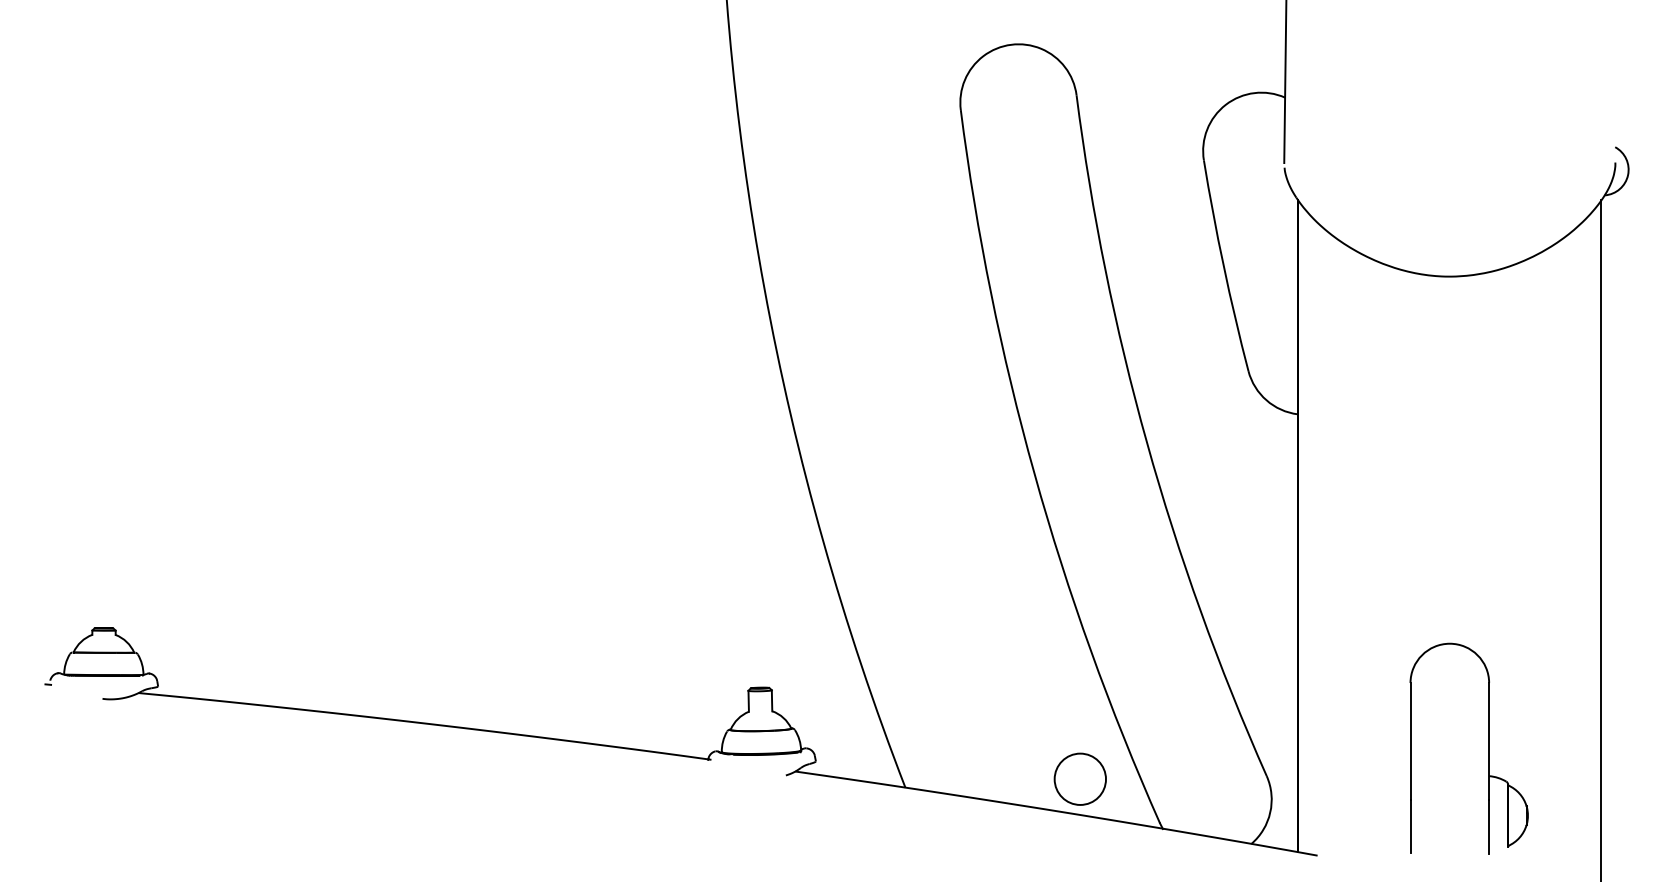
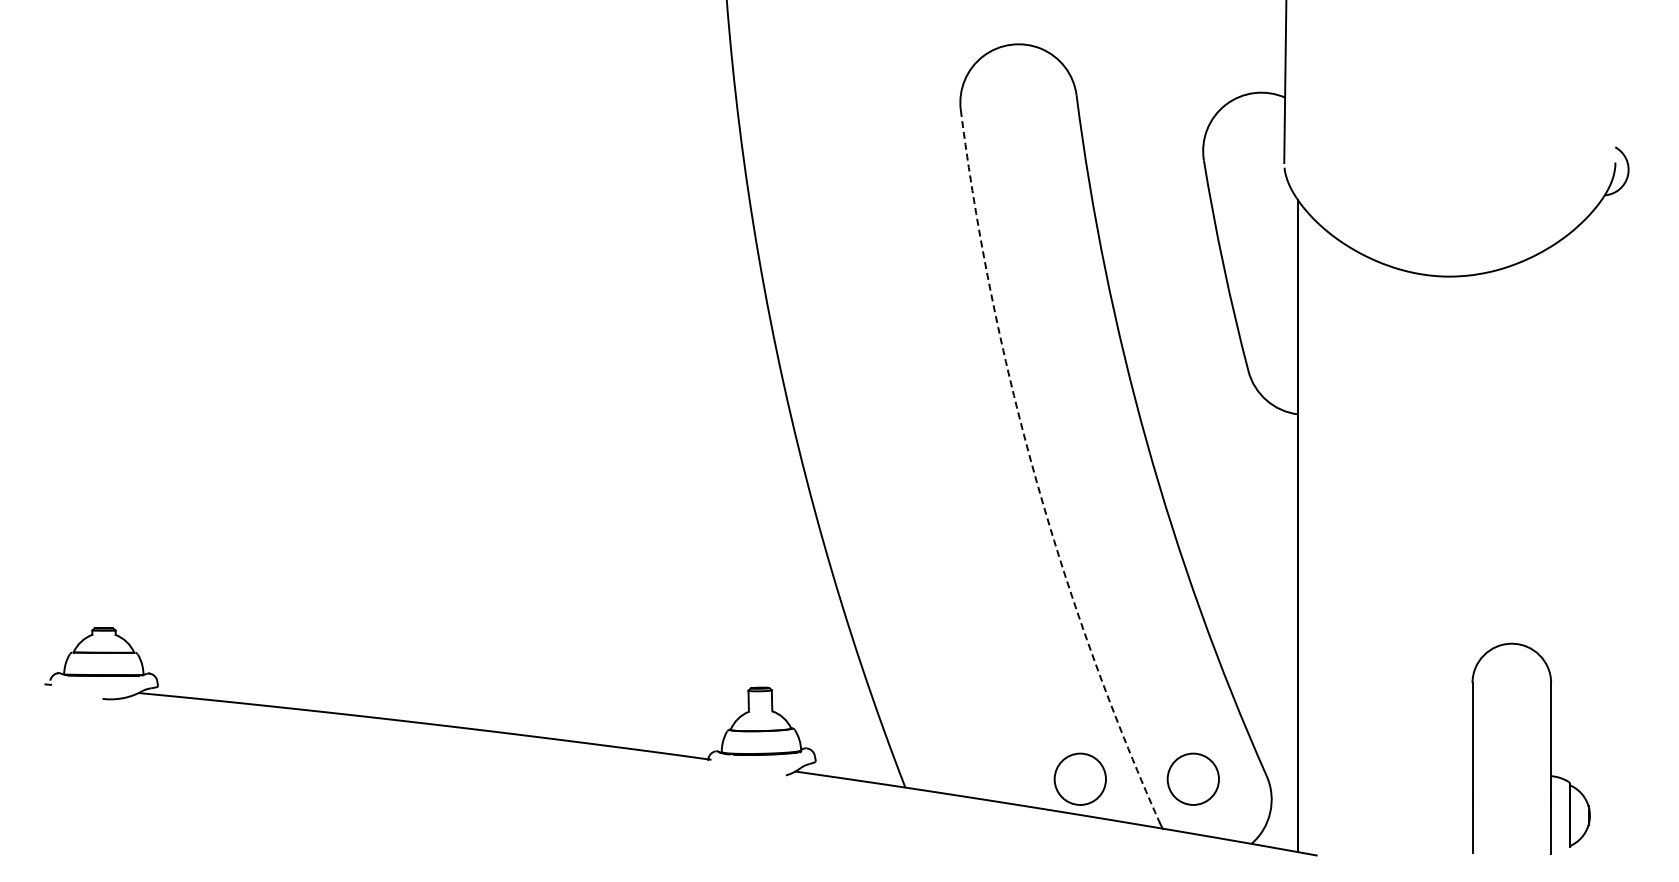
arc: solid -> dashed (1034, 473)
line: present -> none (1601, 539)
part position: (1488, 748) -> (1550, 748) (1550, 748)
circle: none -> present (1192, 778)
